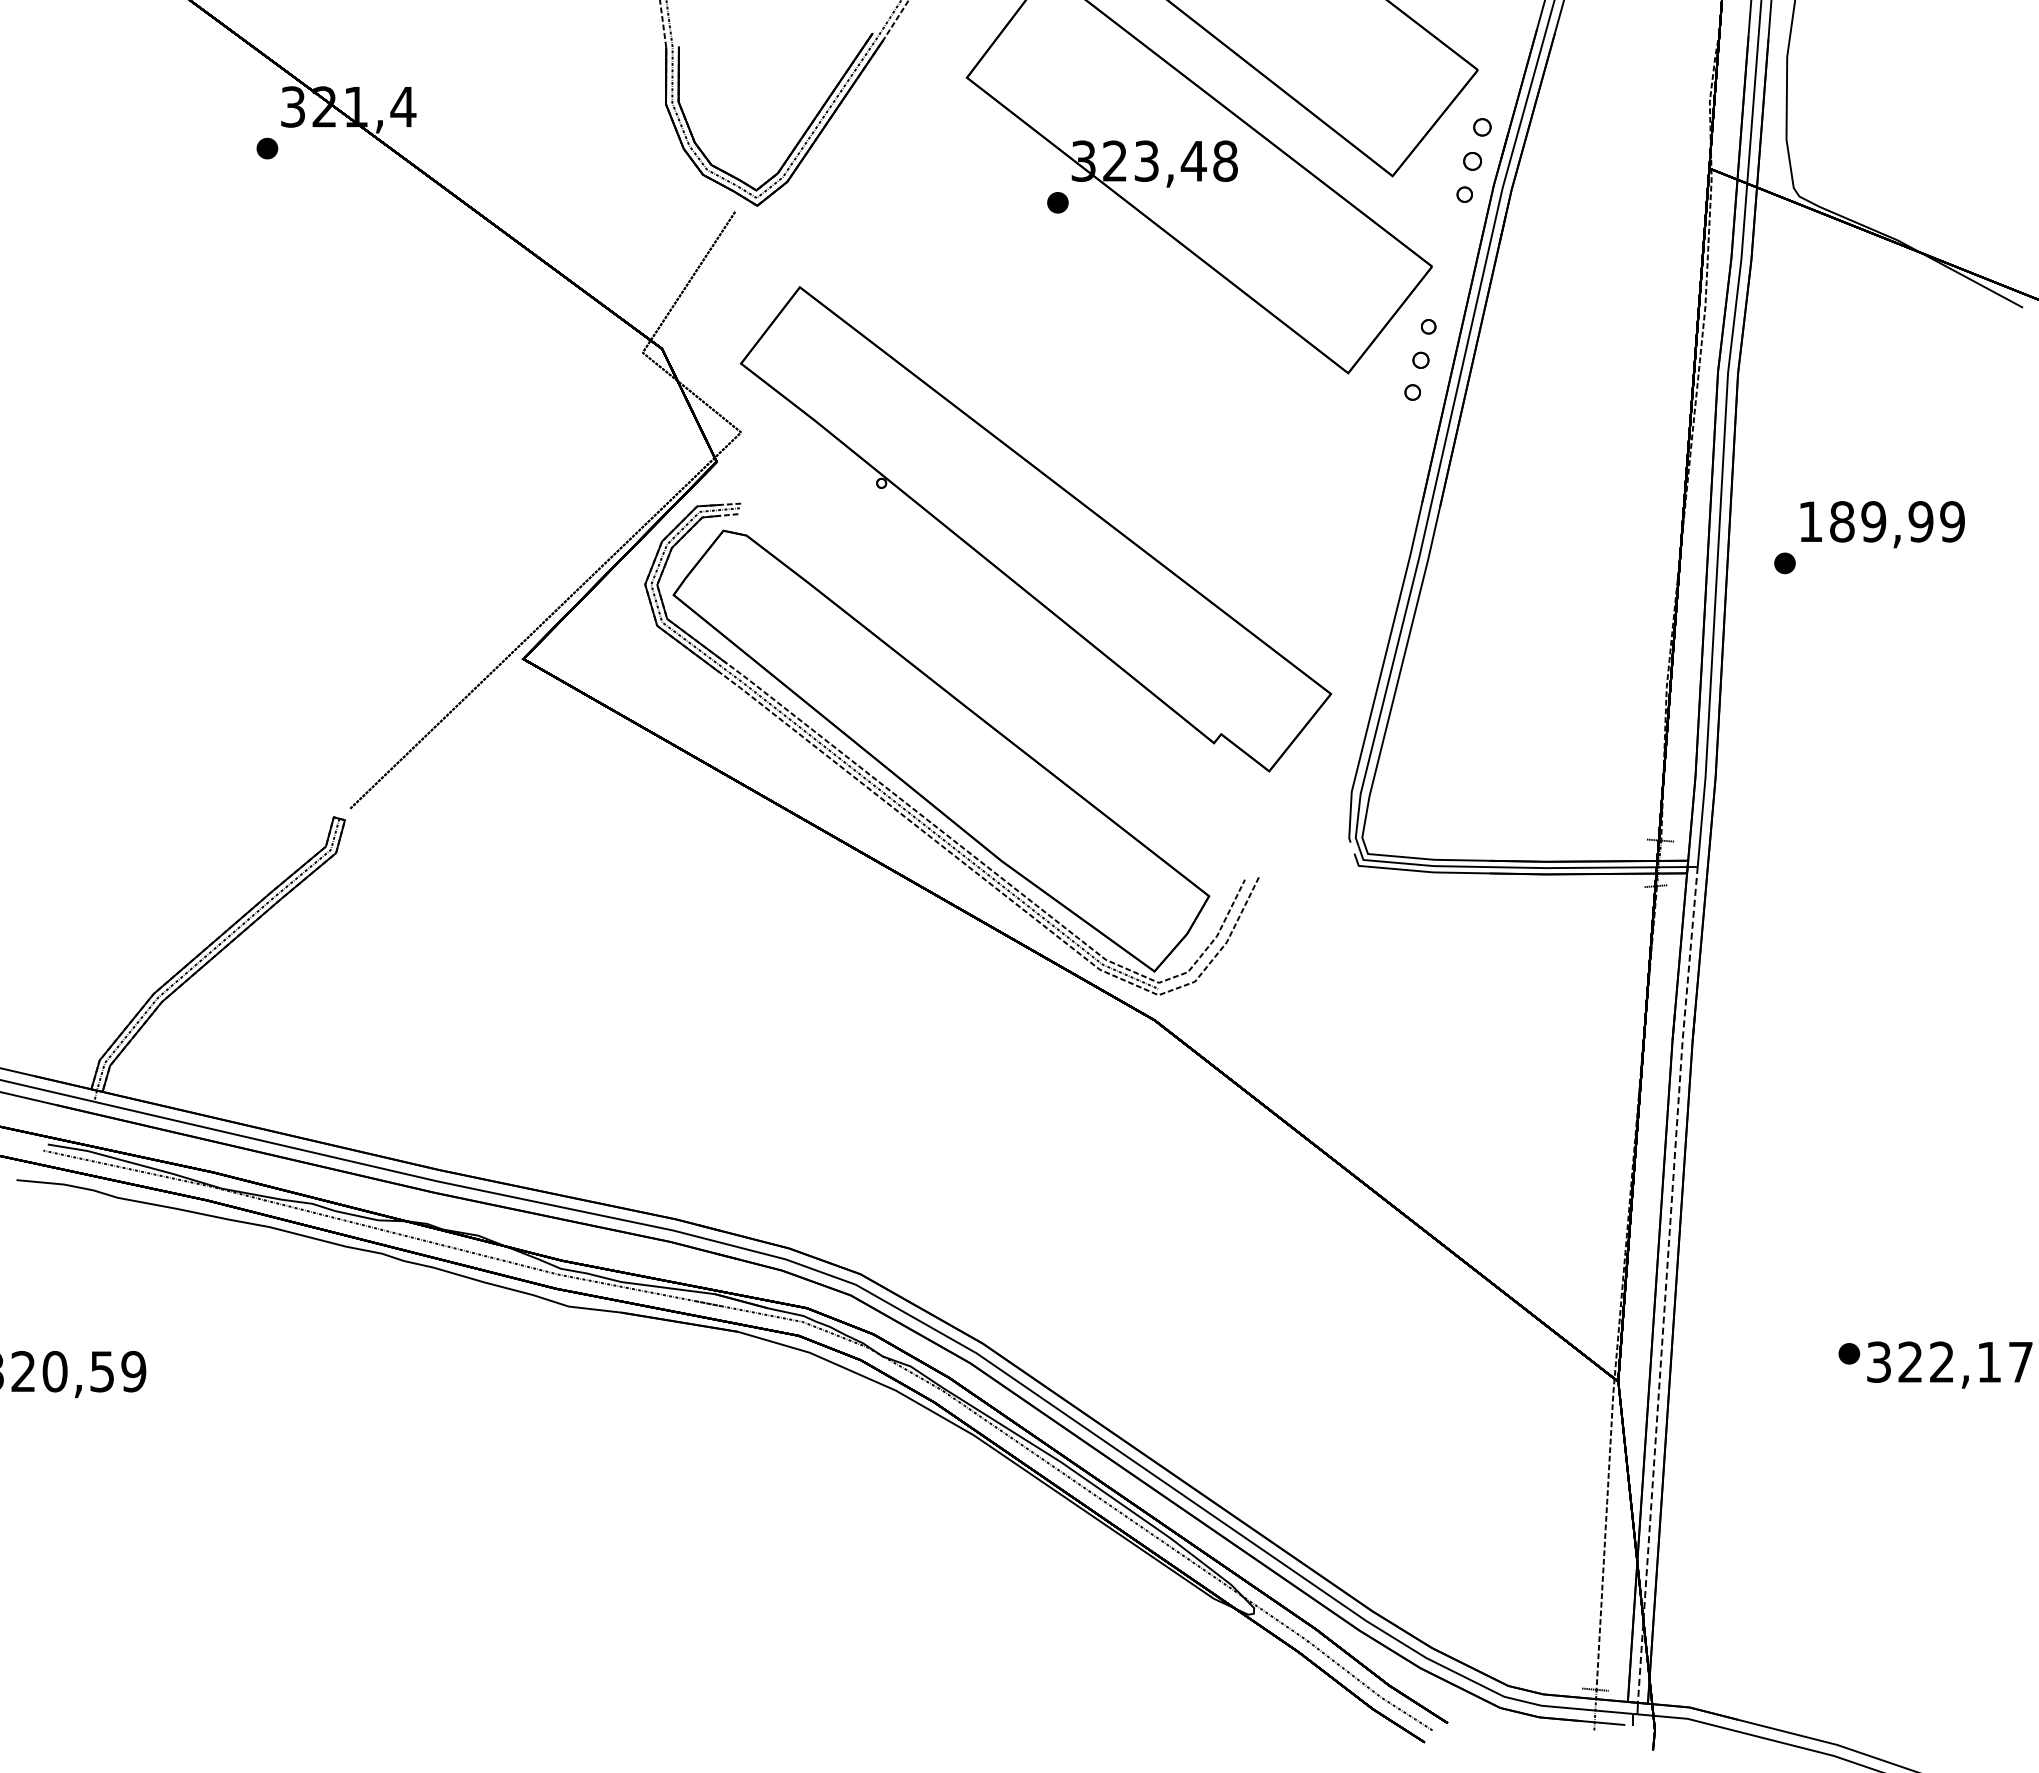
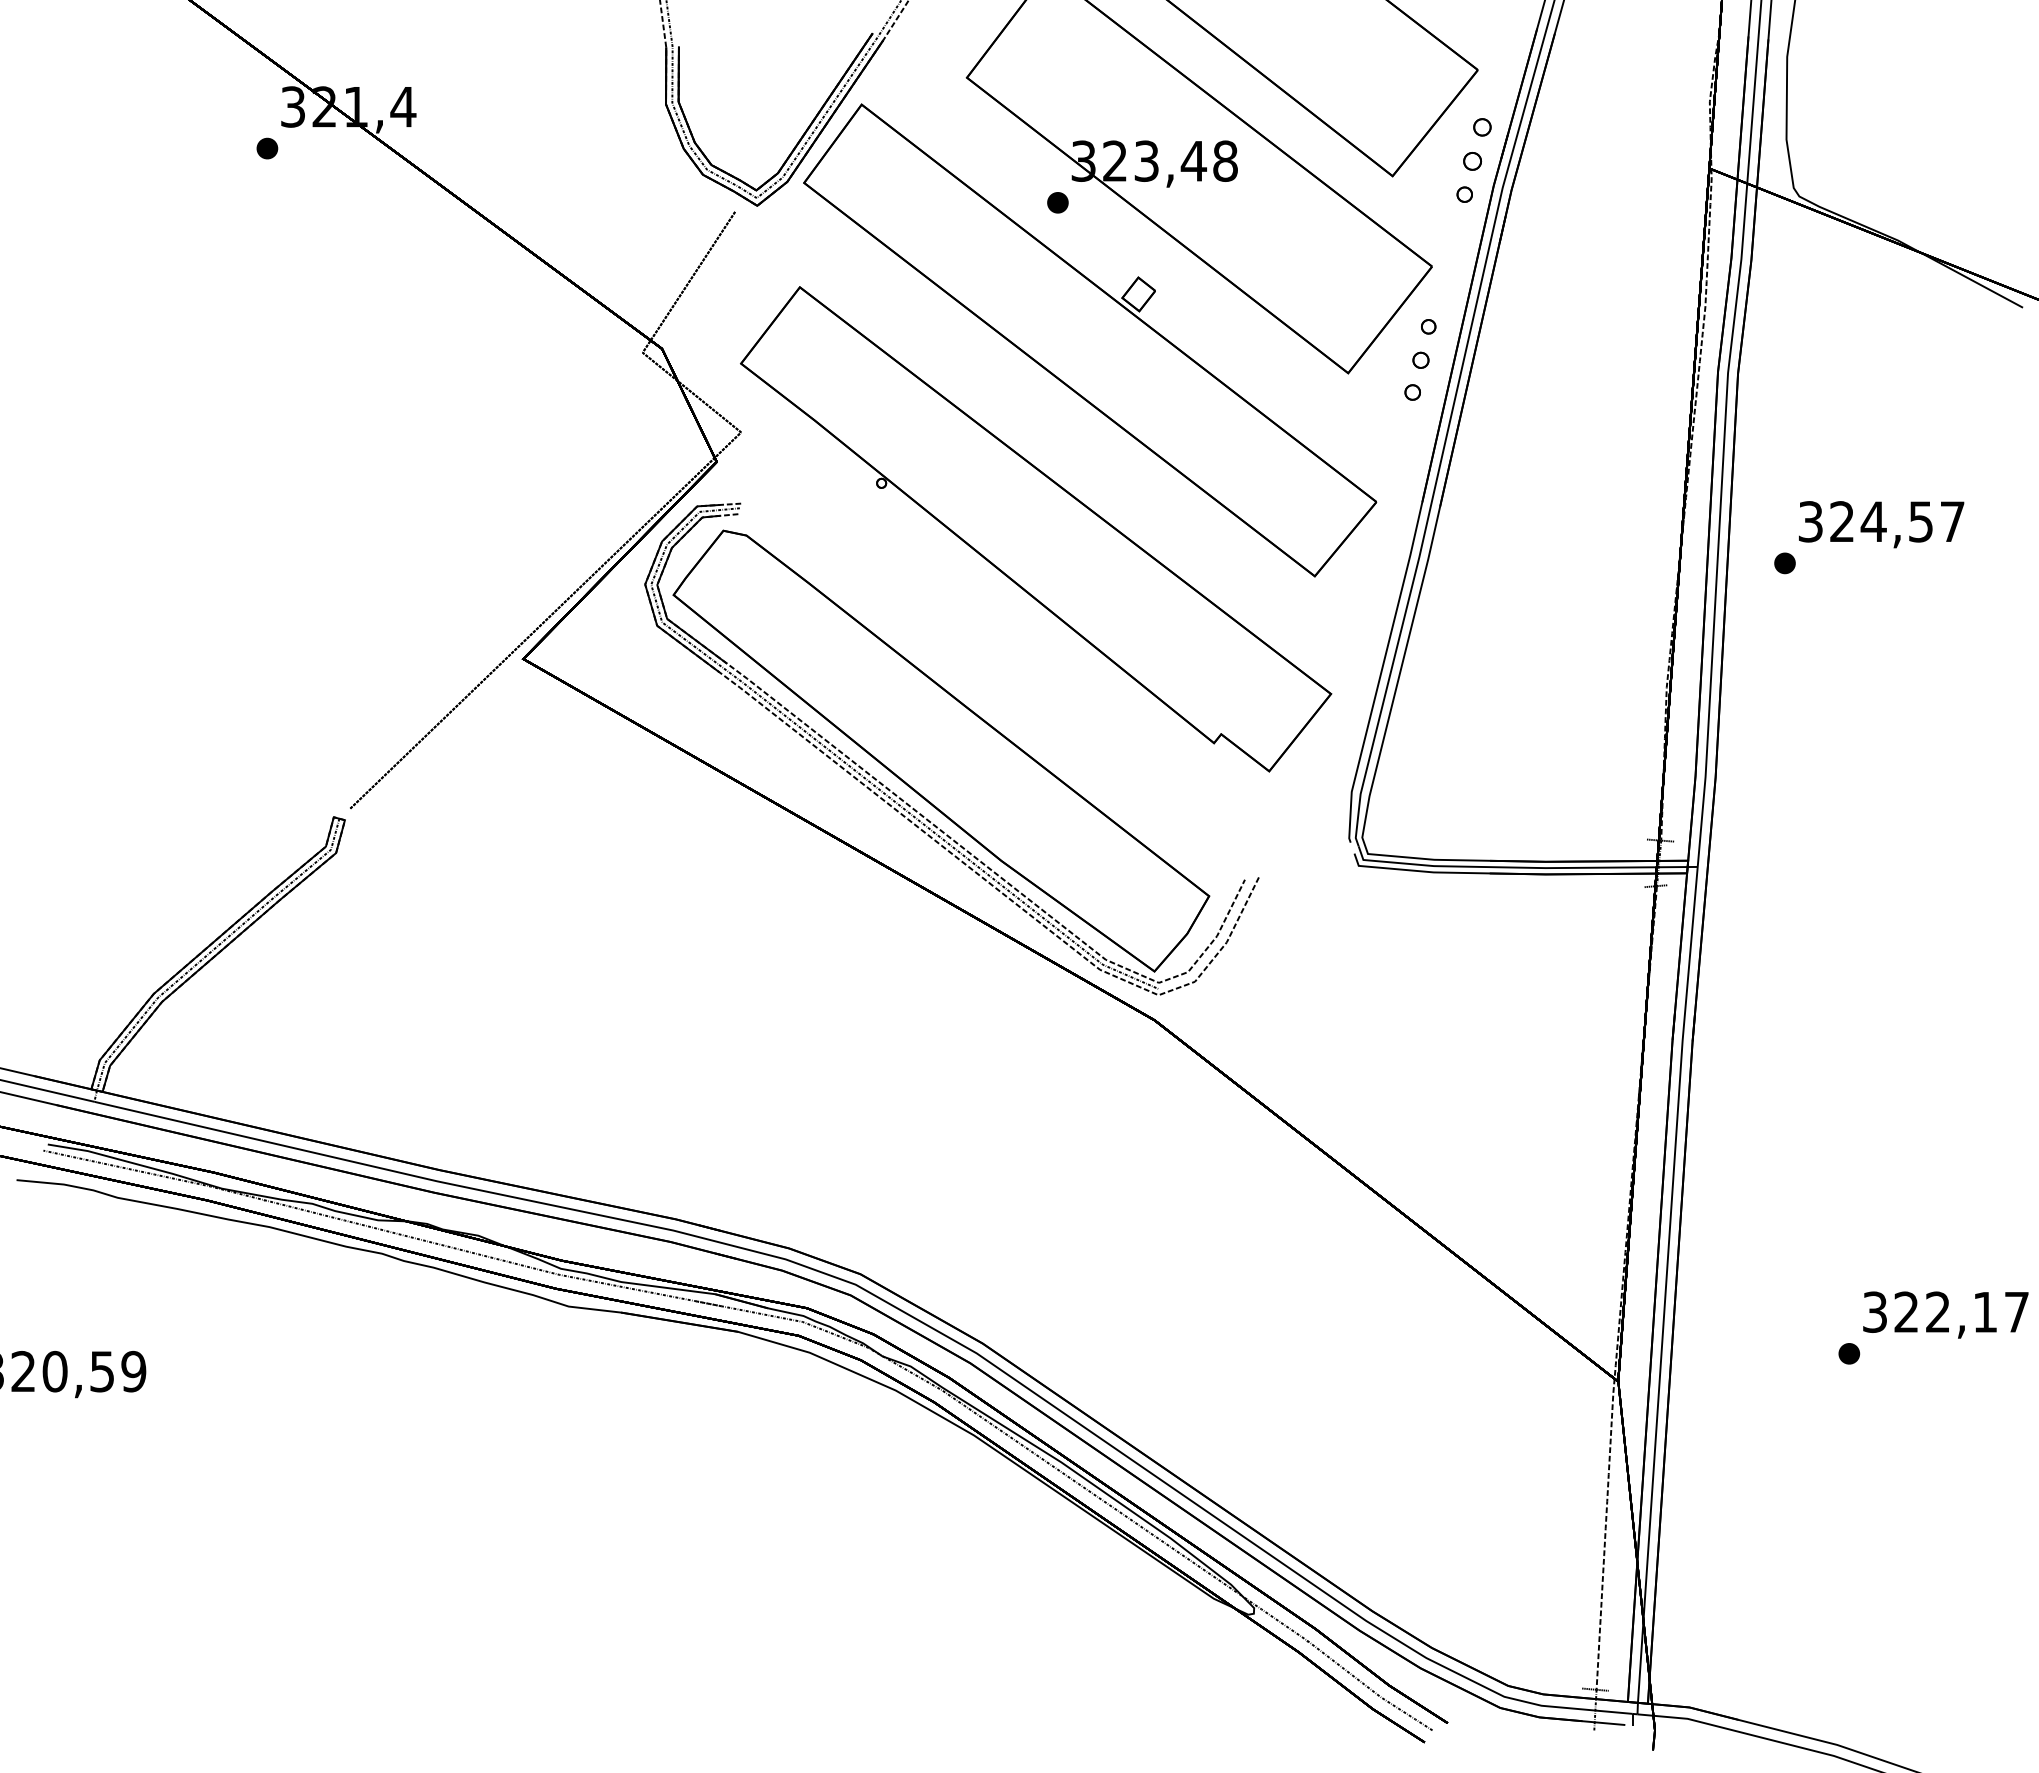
part: none -> present (1090, 340)
text: 189,99 -> 324,57 (1881, 521)
line: dashed -> solid (1666, 1283)
text position: (1949, 1364) -> (1945, 1314) (1945, 1314)
